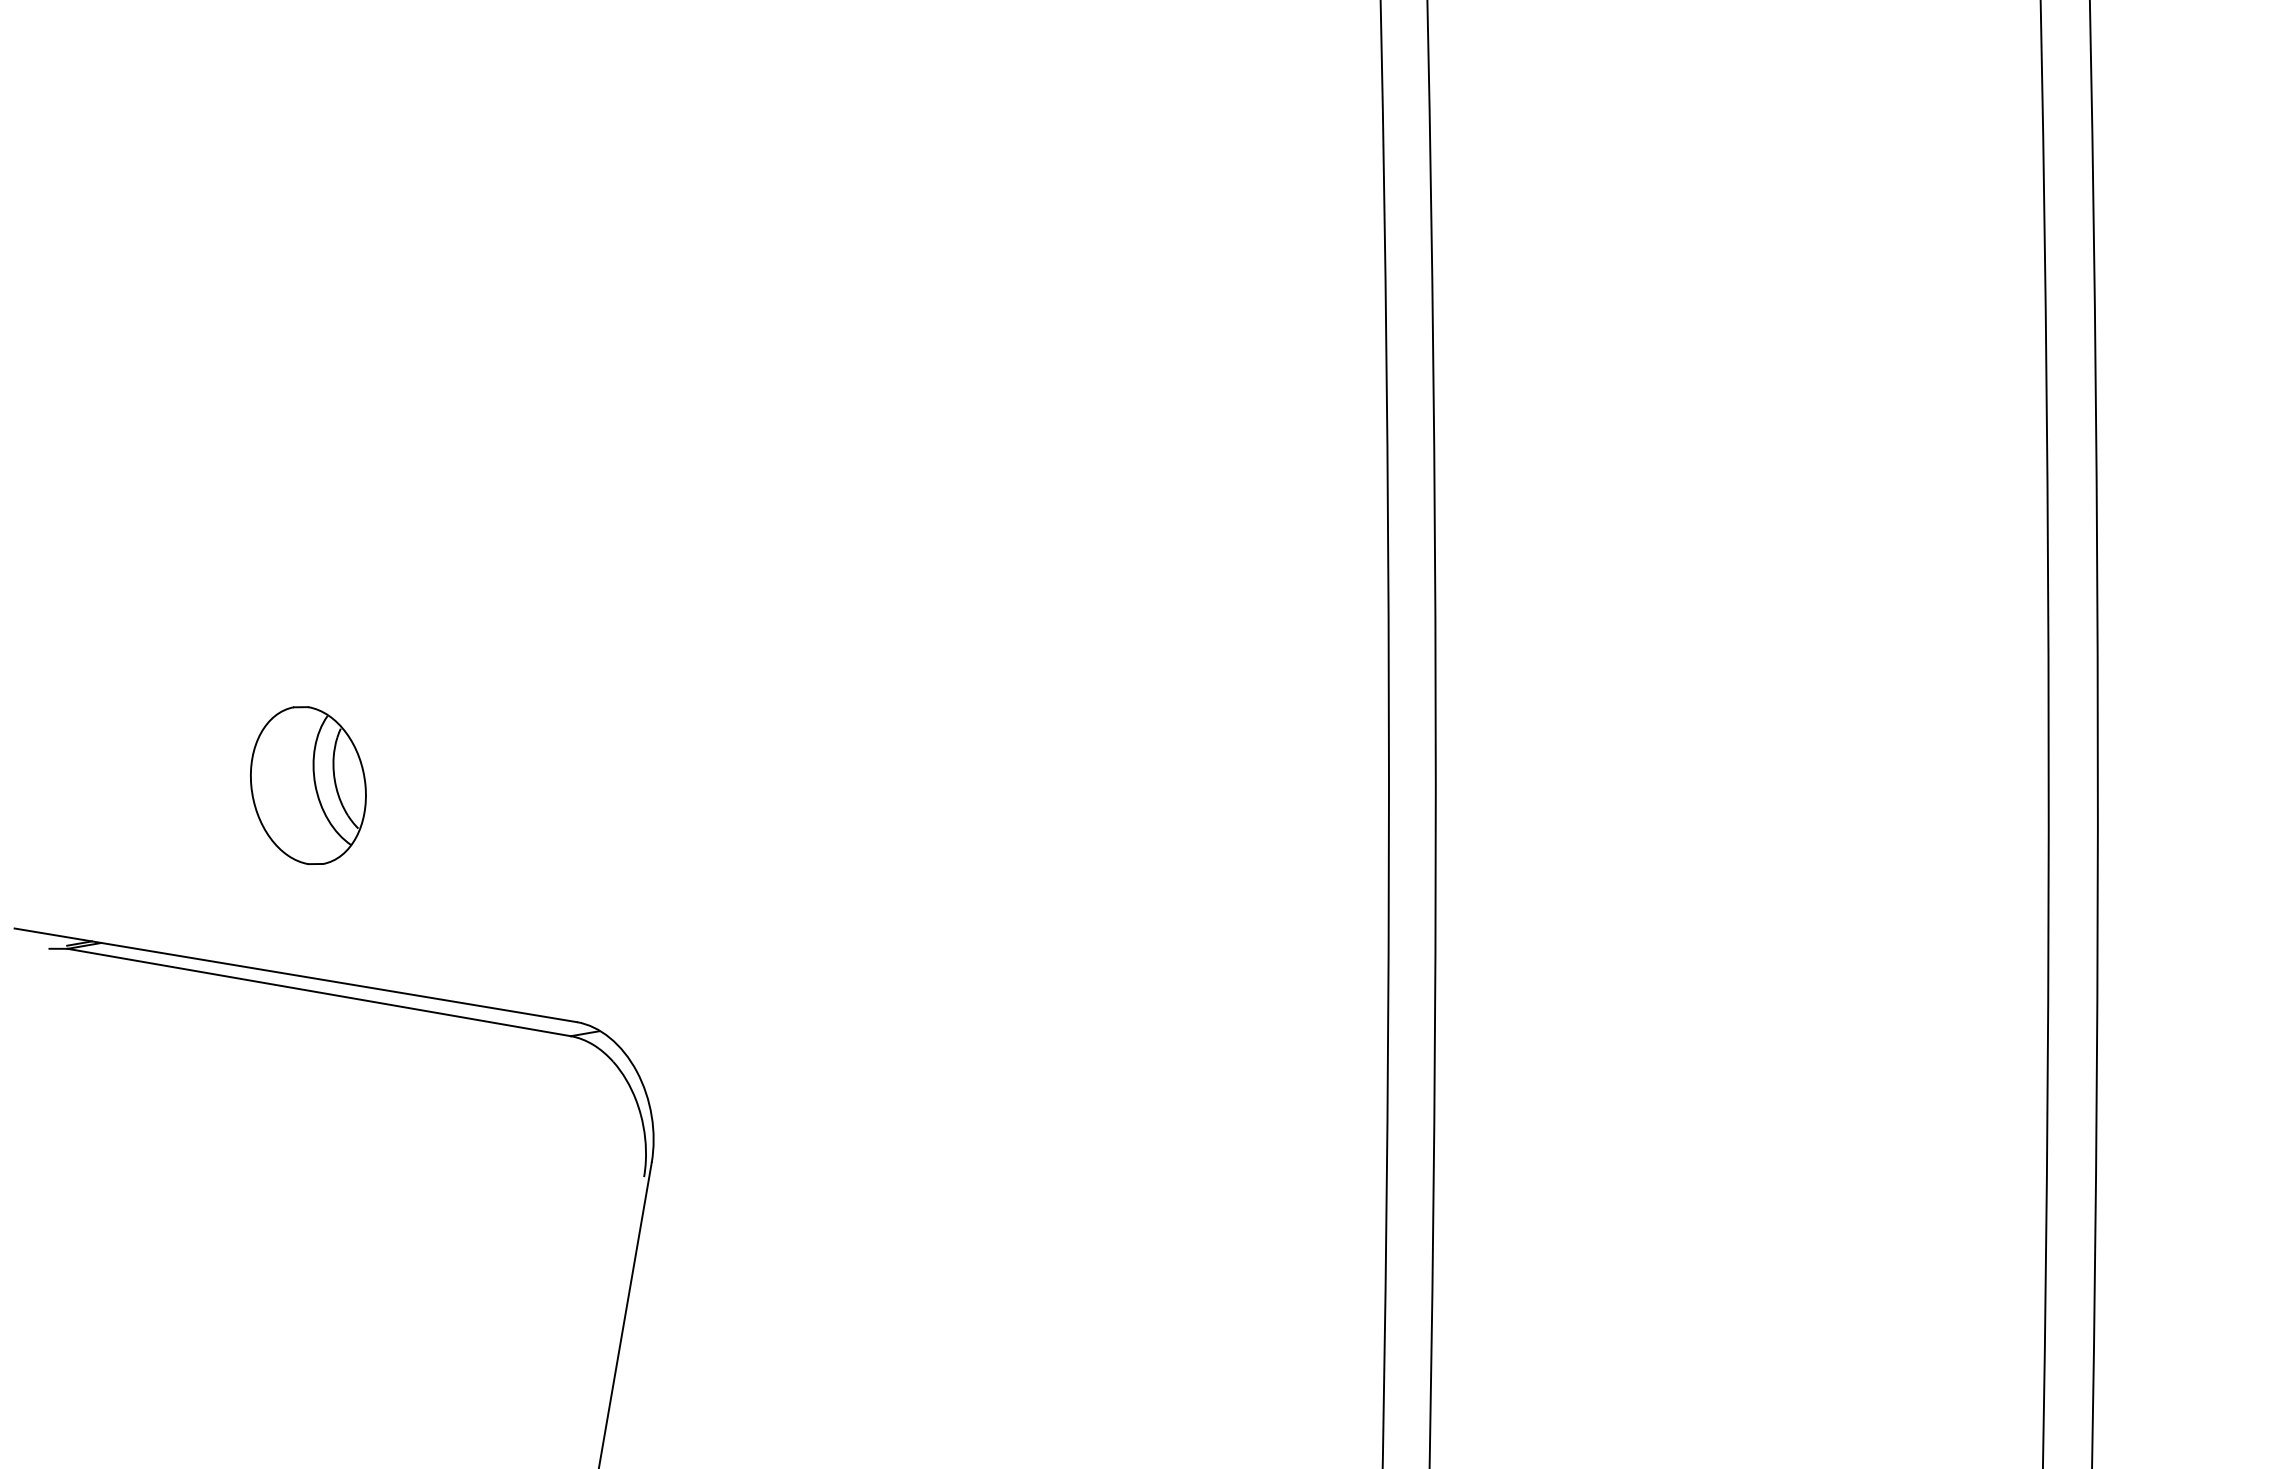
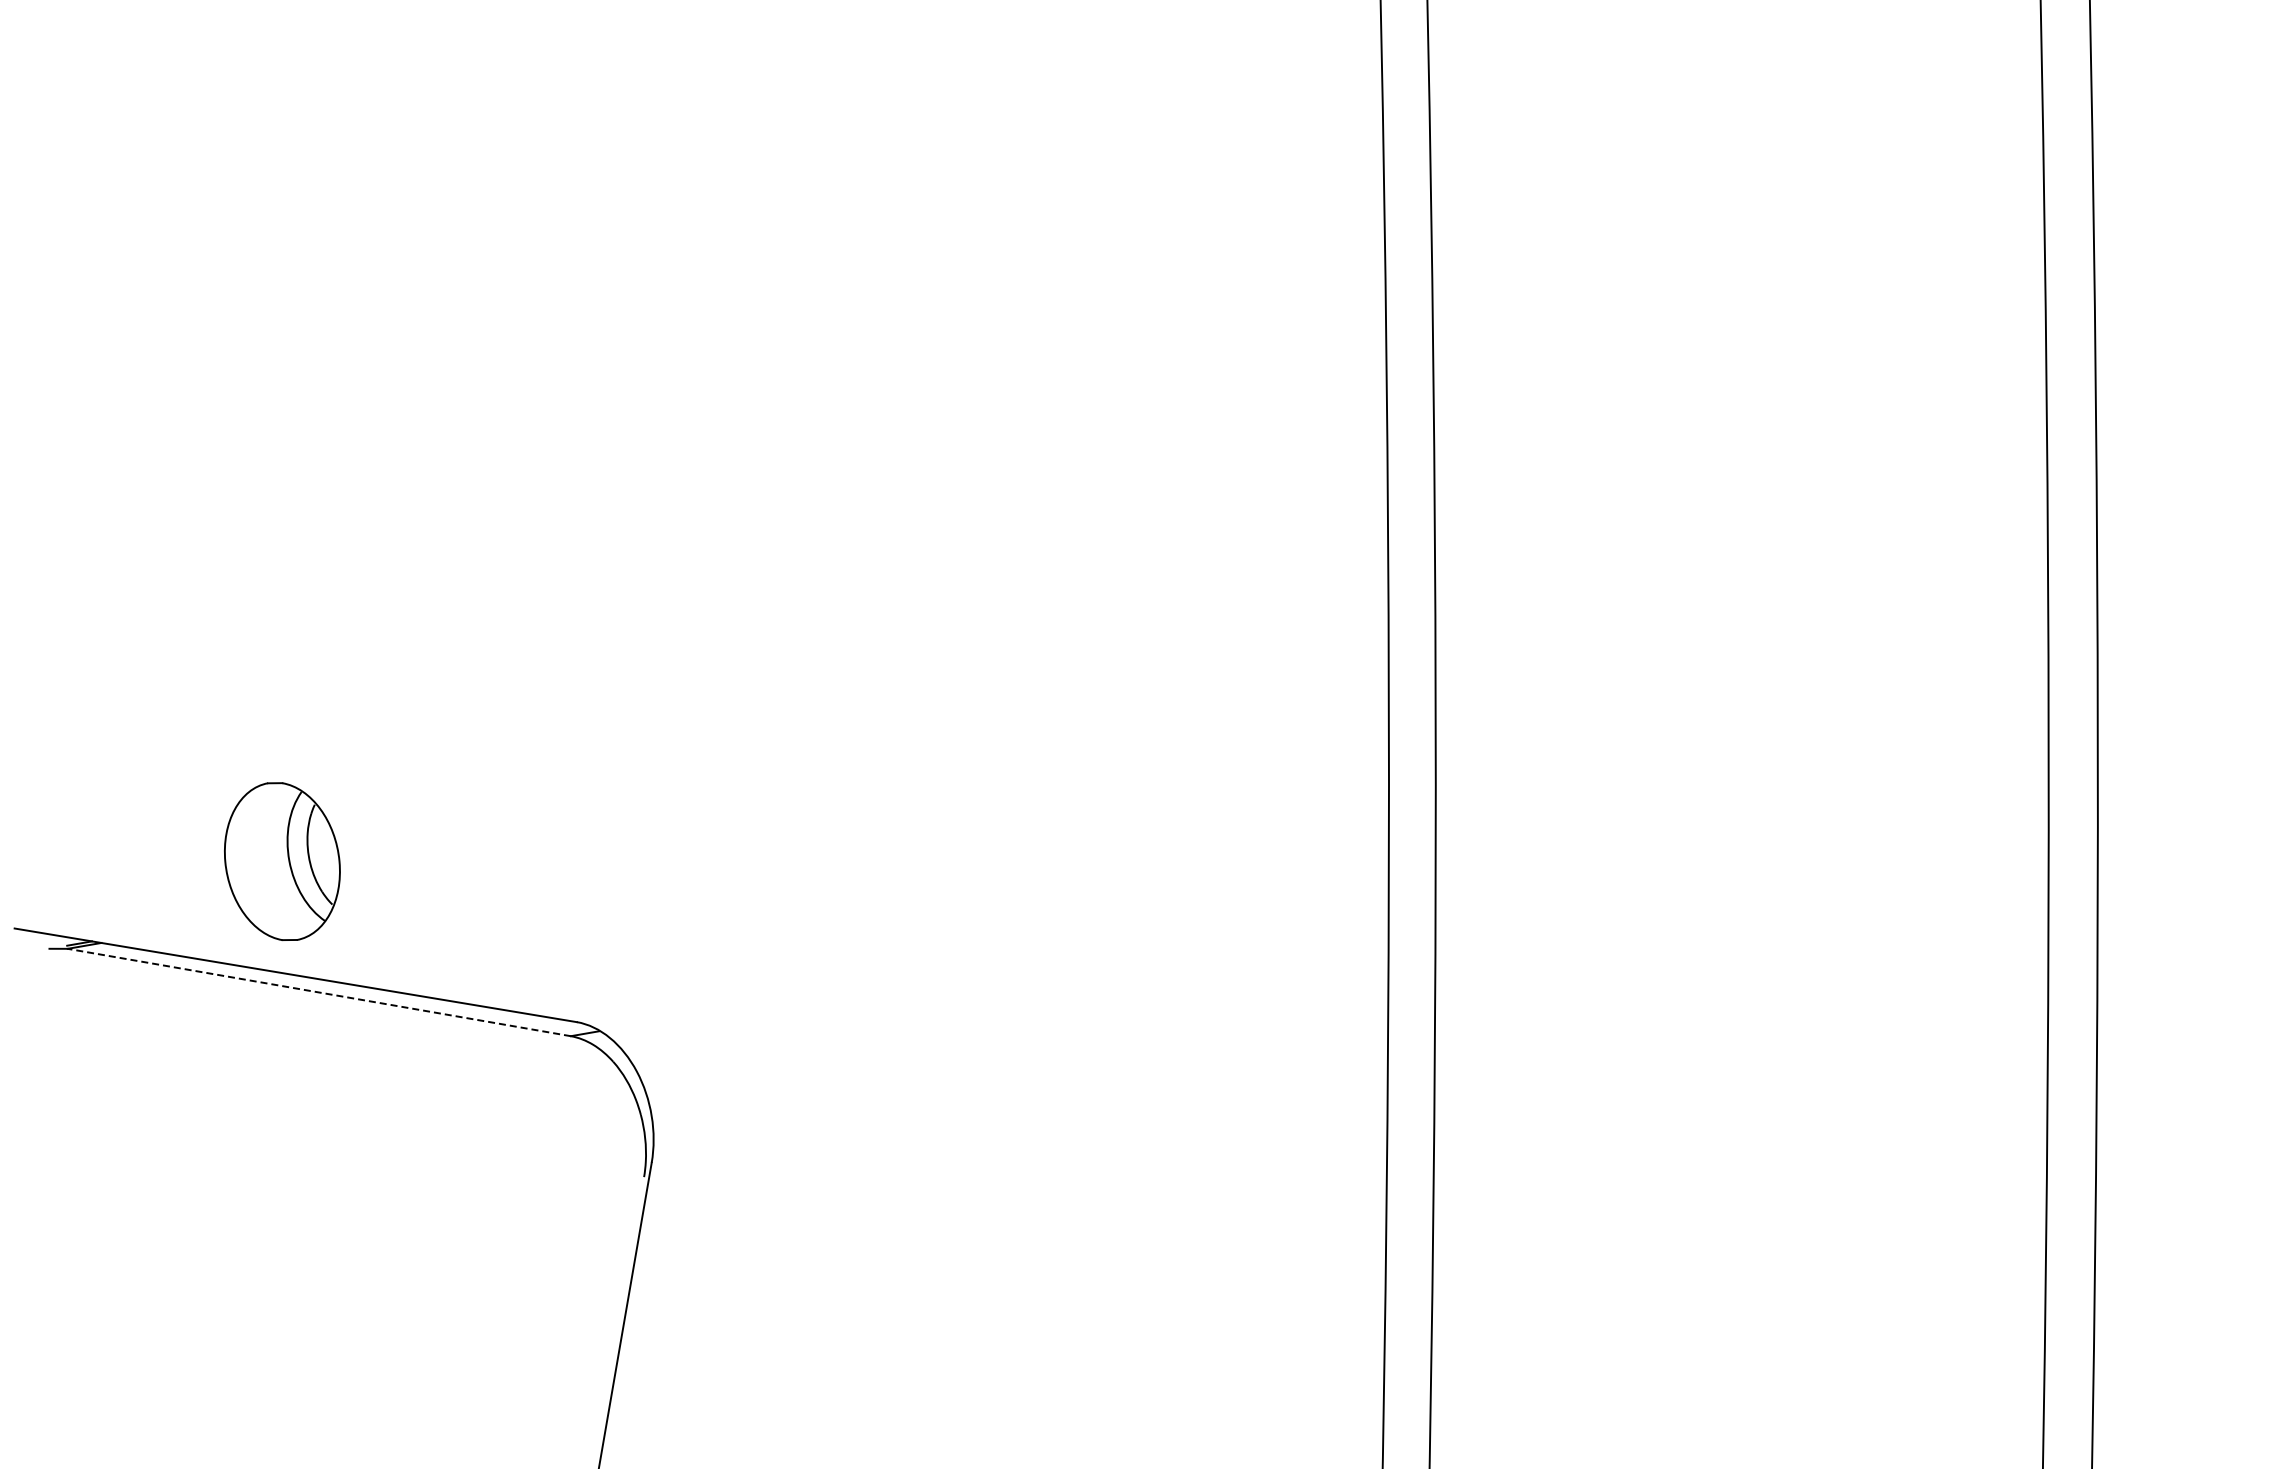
part position: (308, 785) -> (282, 861) (282, 861)
line: solid -> dashed (318, 992)
